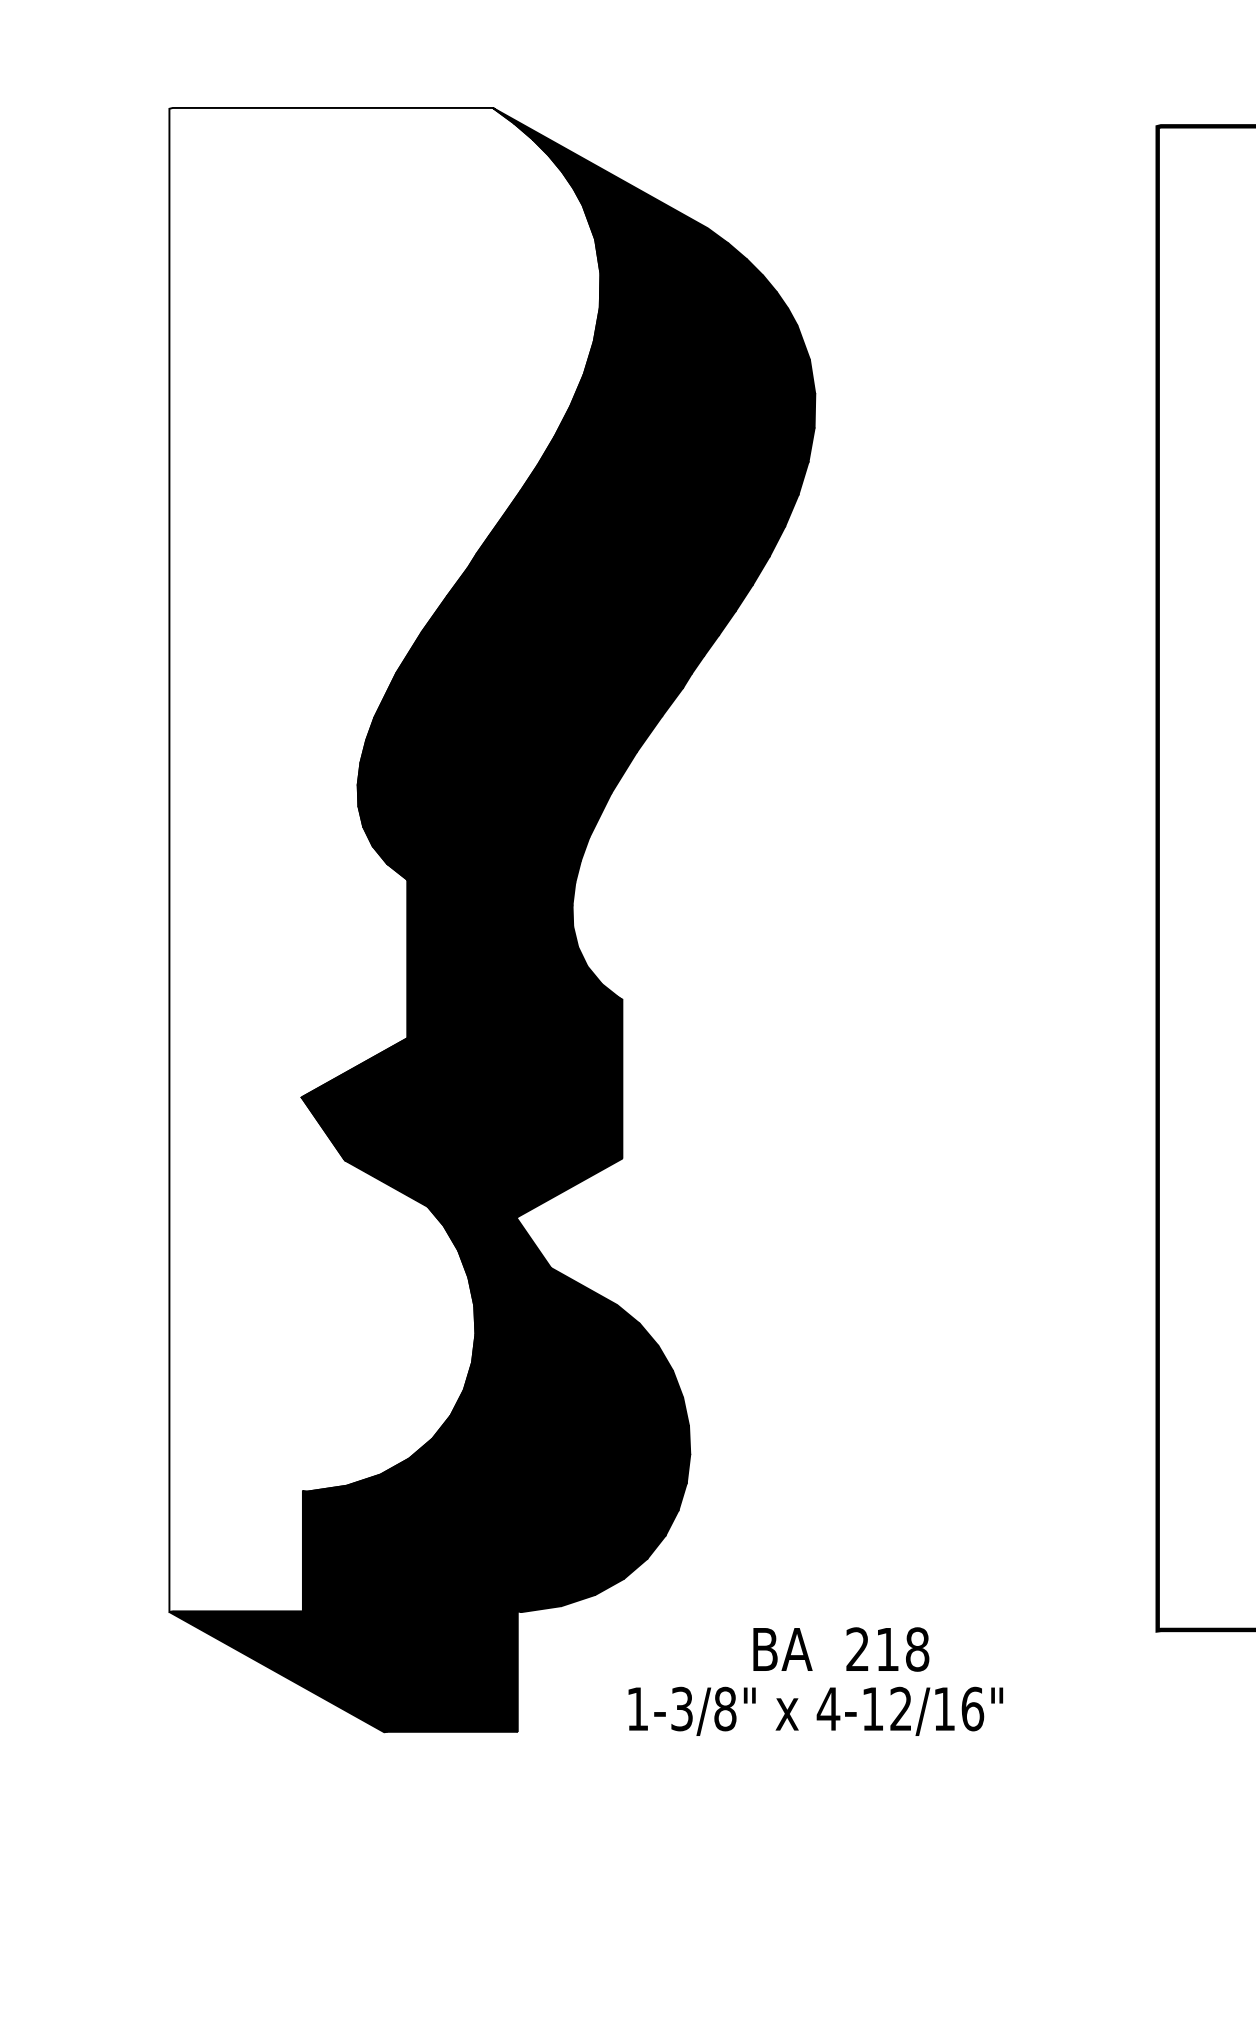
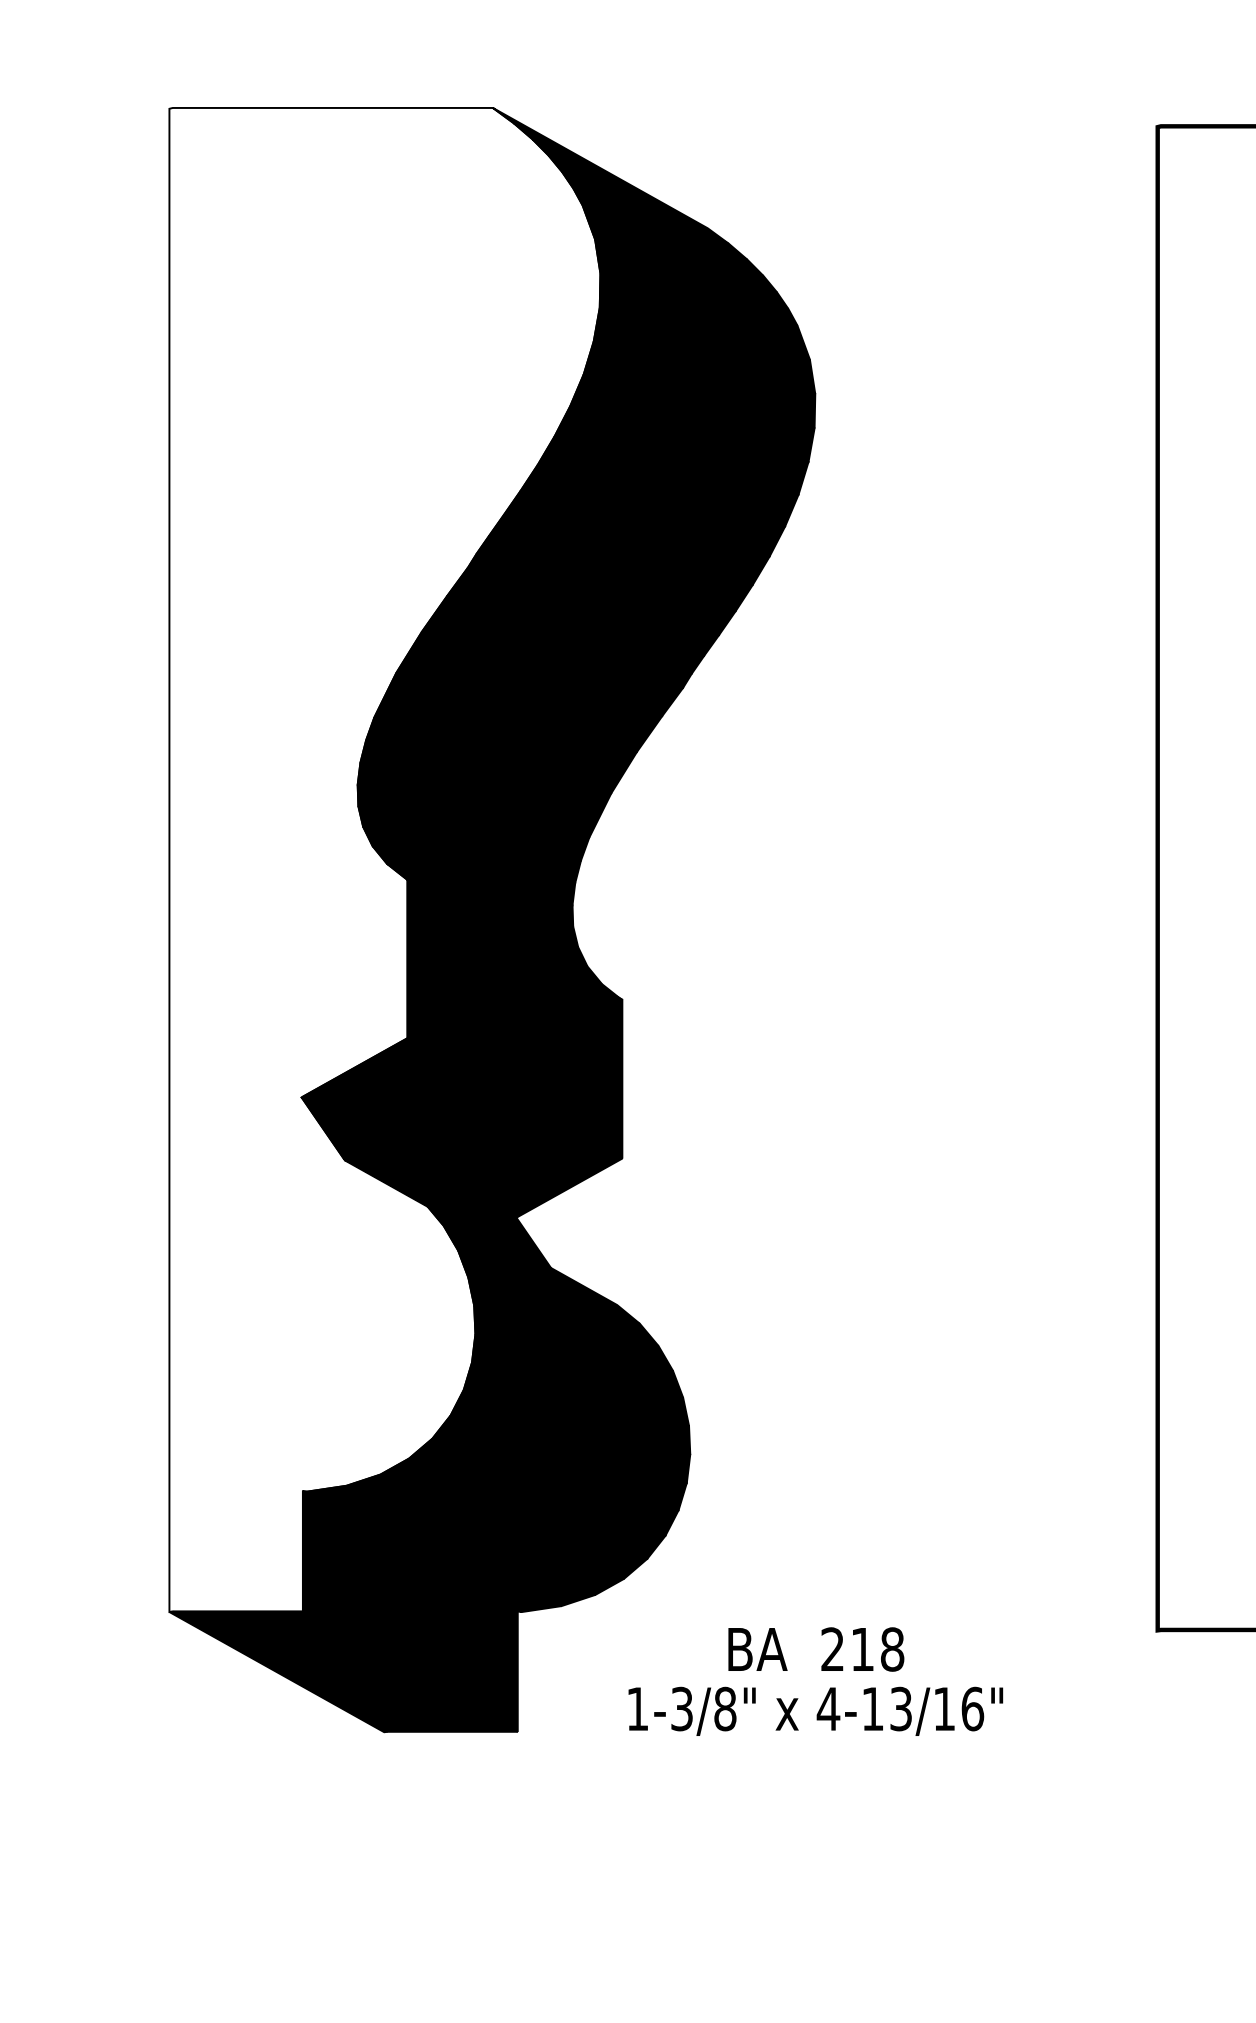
text position: (841, 1649) -> (816, 1649) (816, 1649)
text: 4-12/16" -> 4-13/16" (900, 1709)
